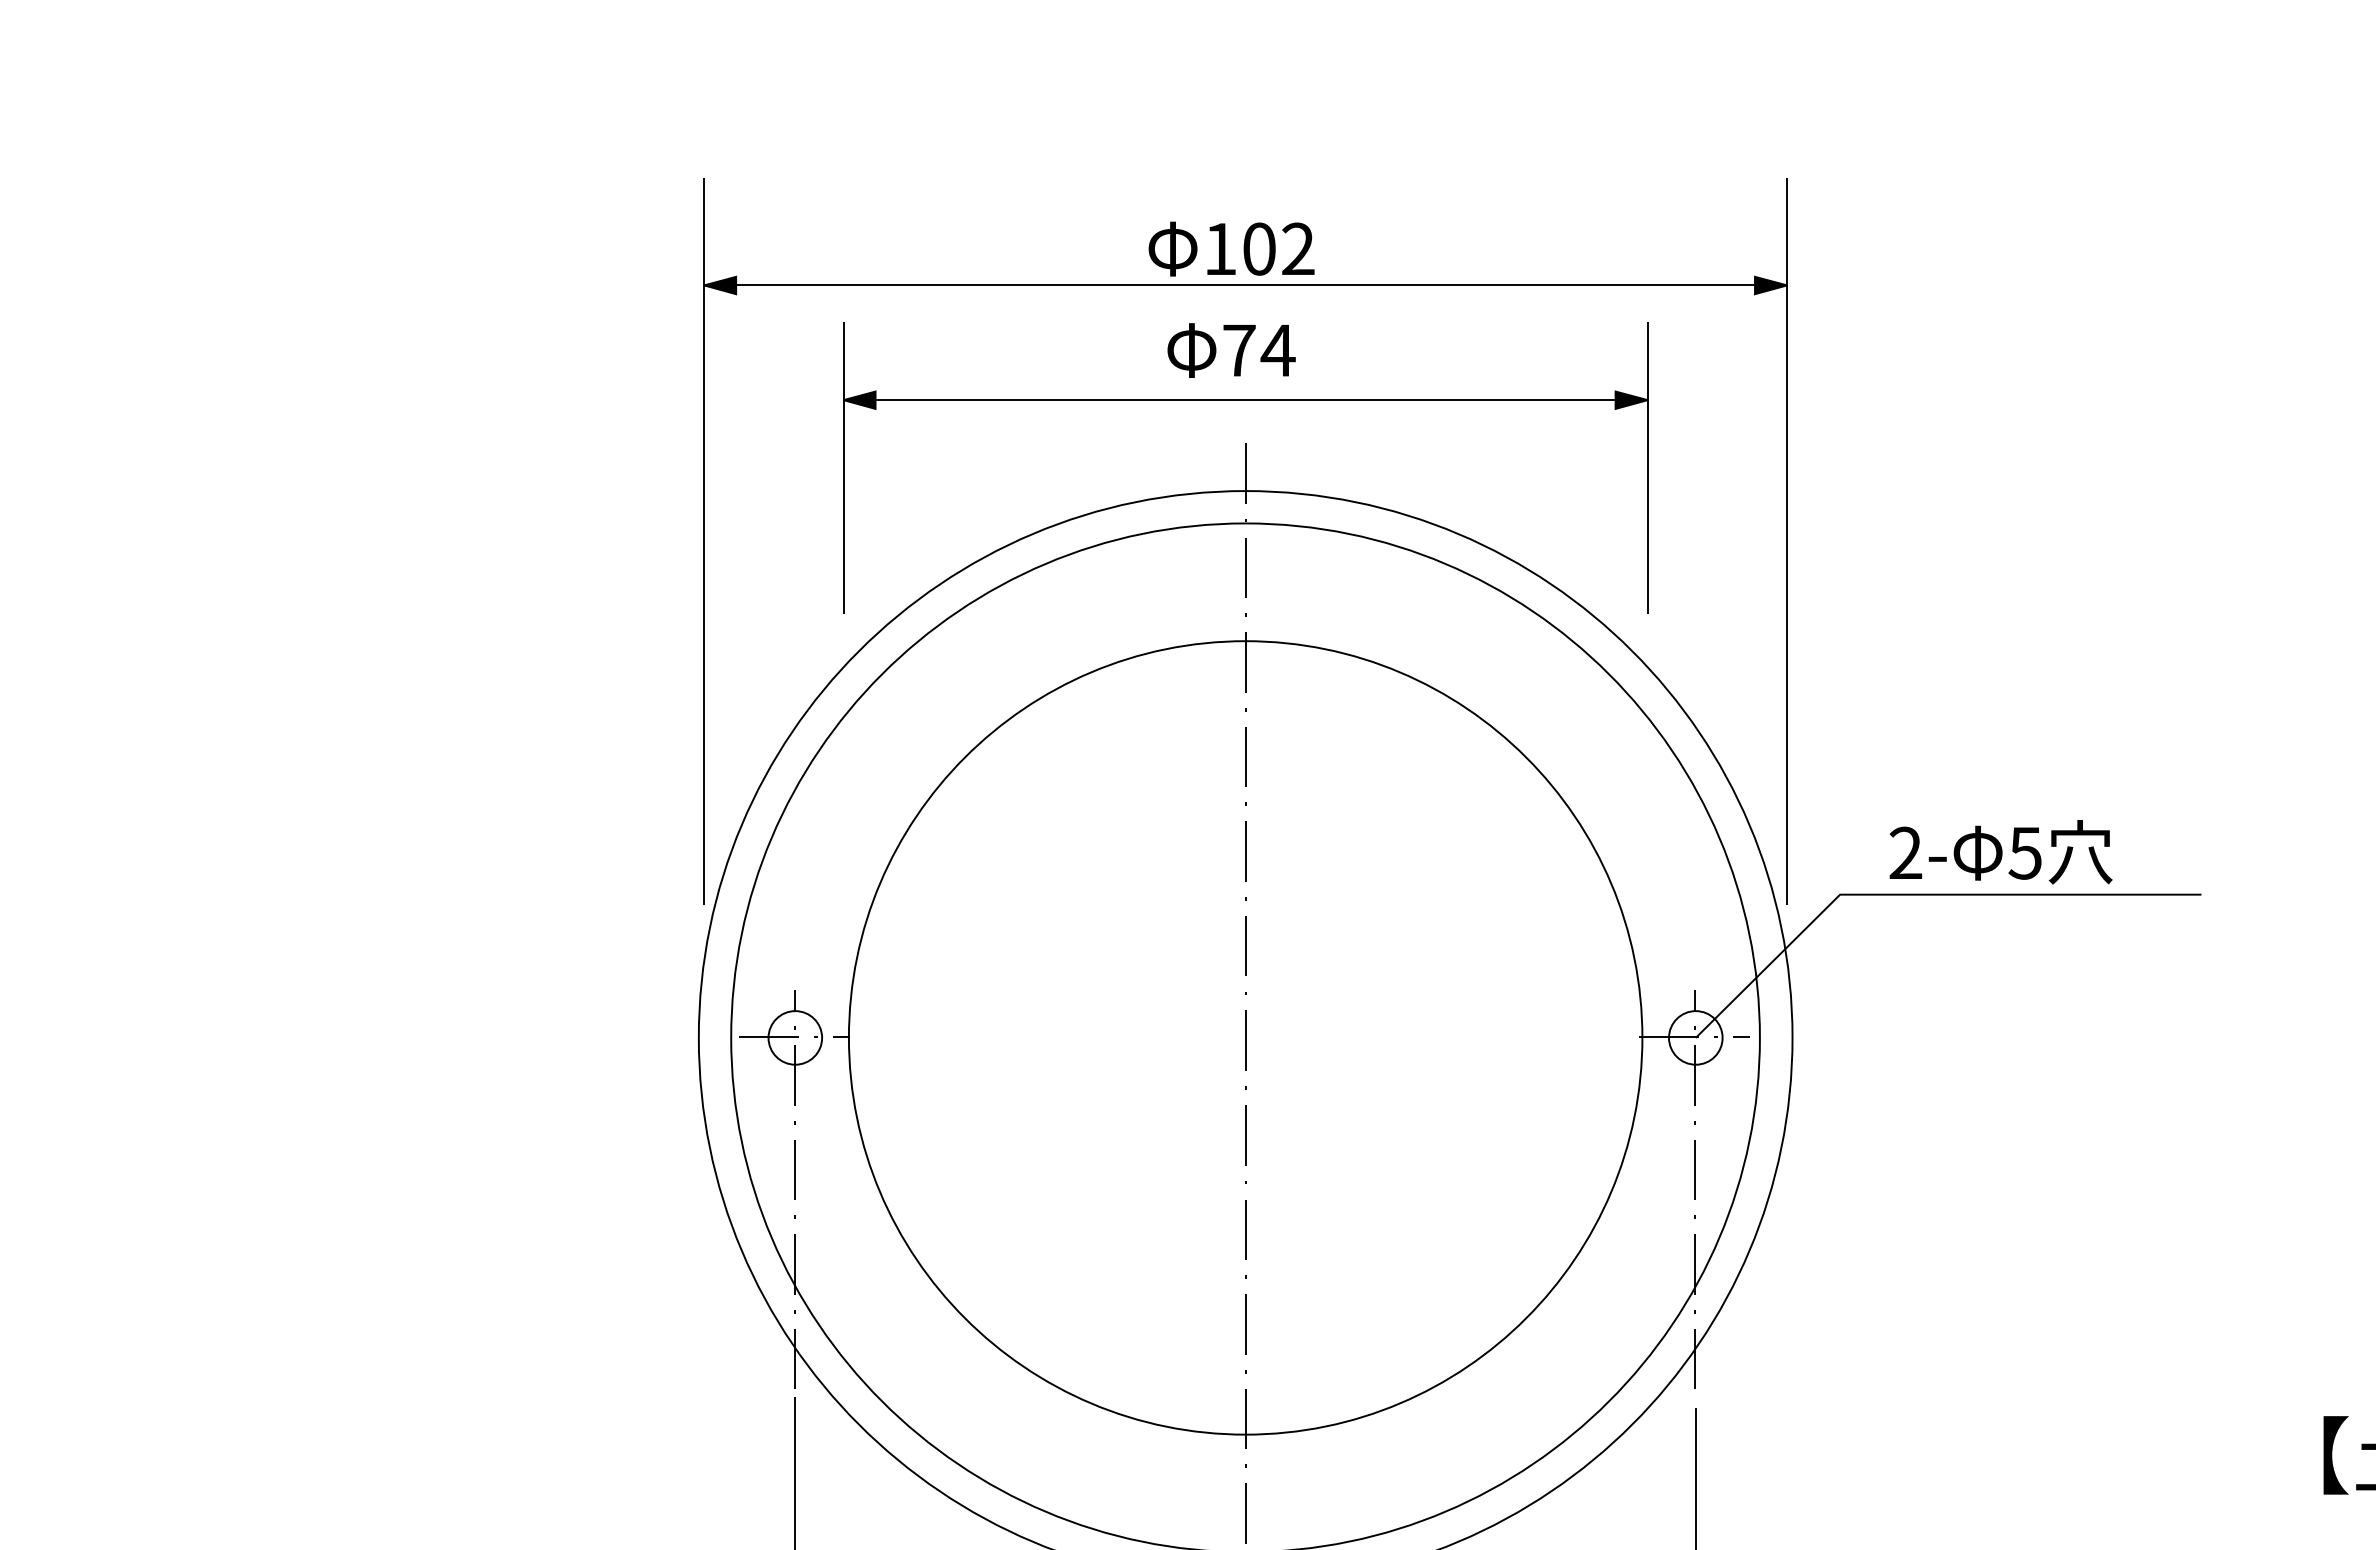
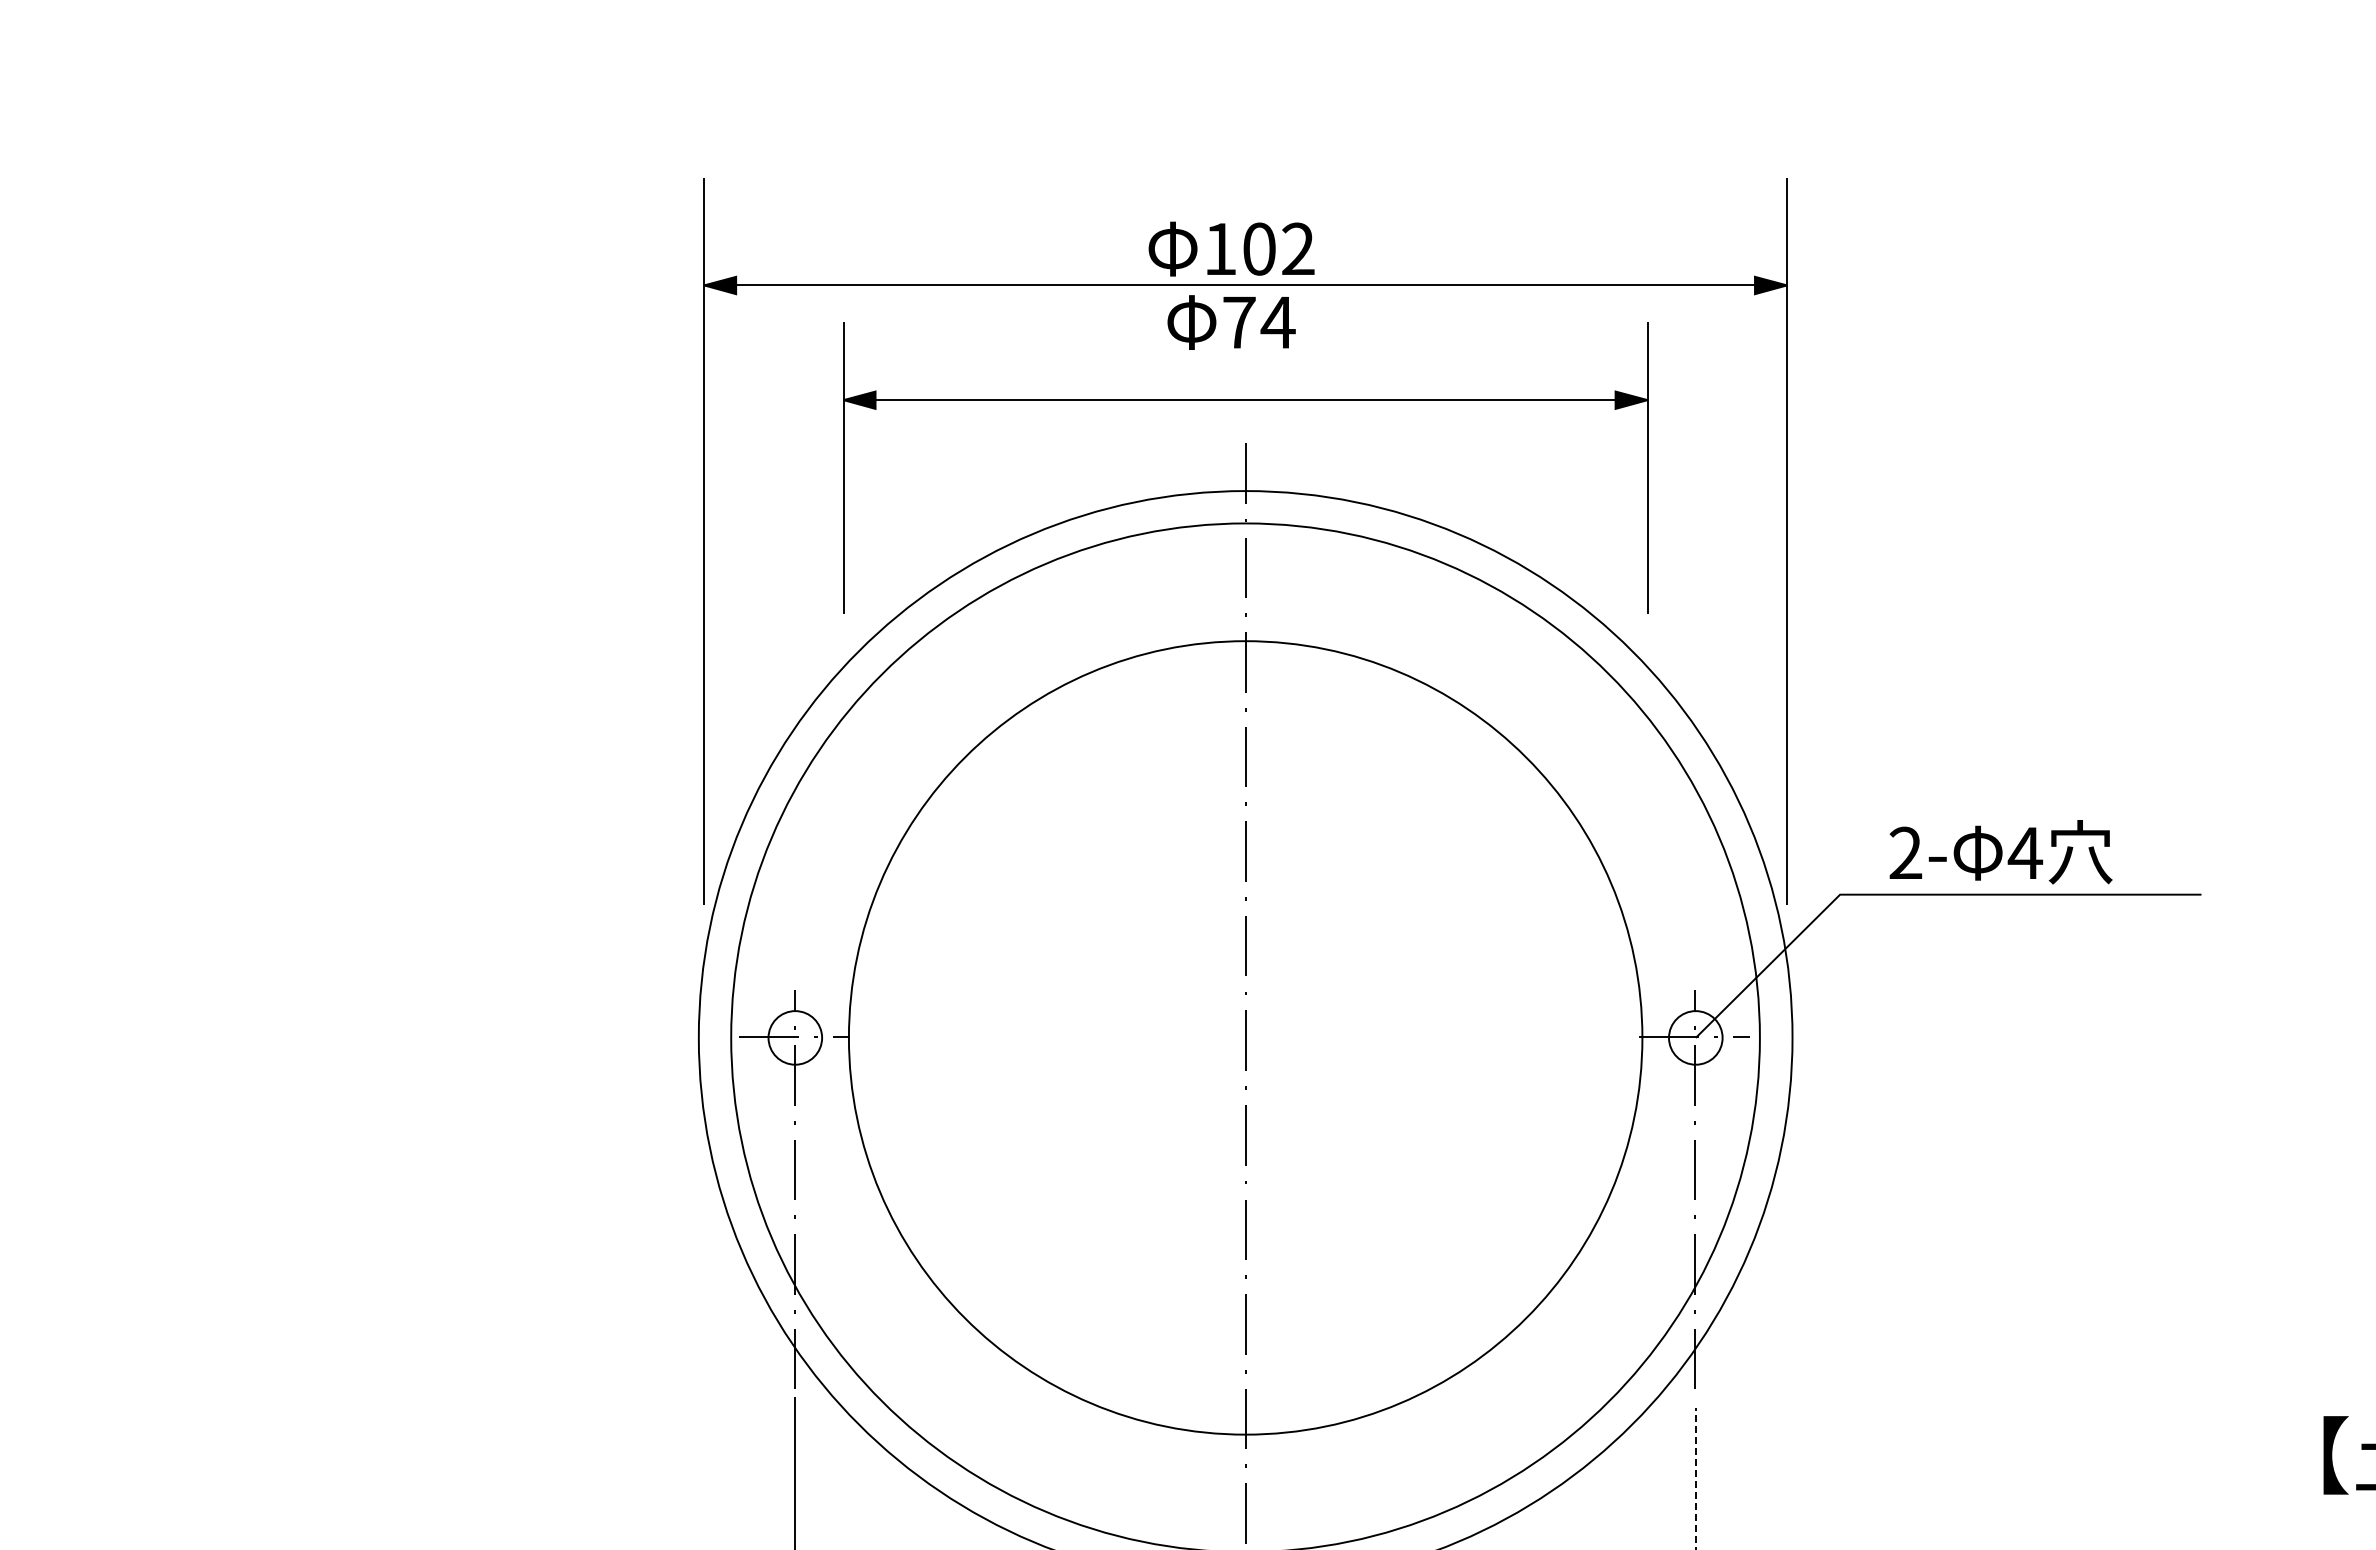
text position: (1231, 350) -> (1231, 322) (1231, 322)
text: 5 -> 4 (2025, 853)
line: solid -> dashed (1695, 1478)
